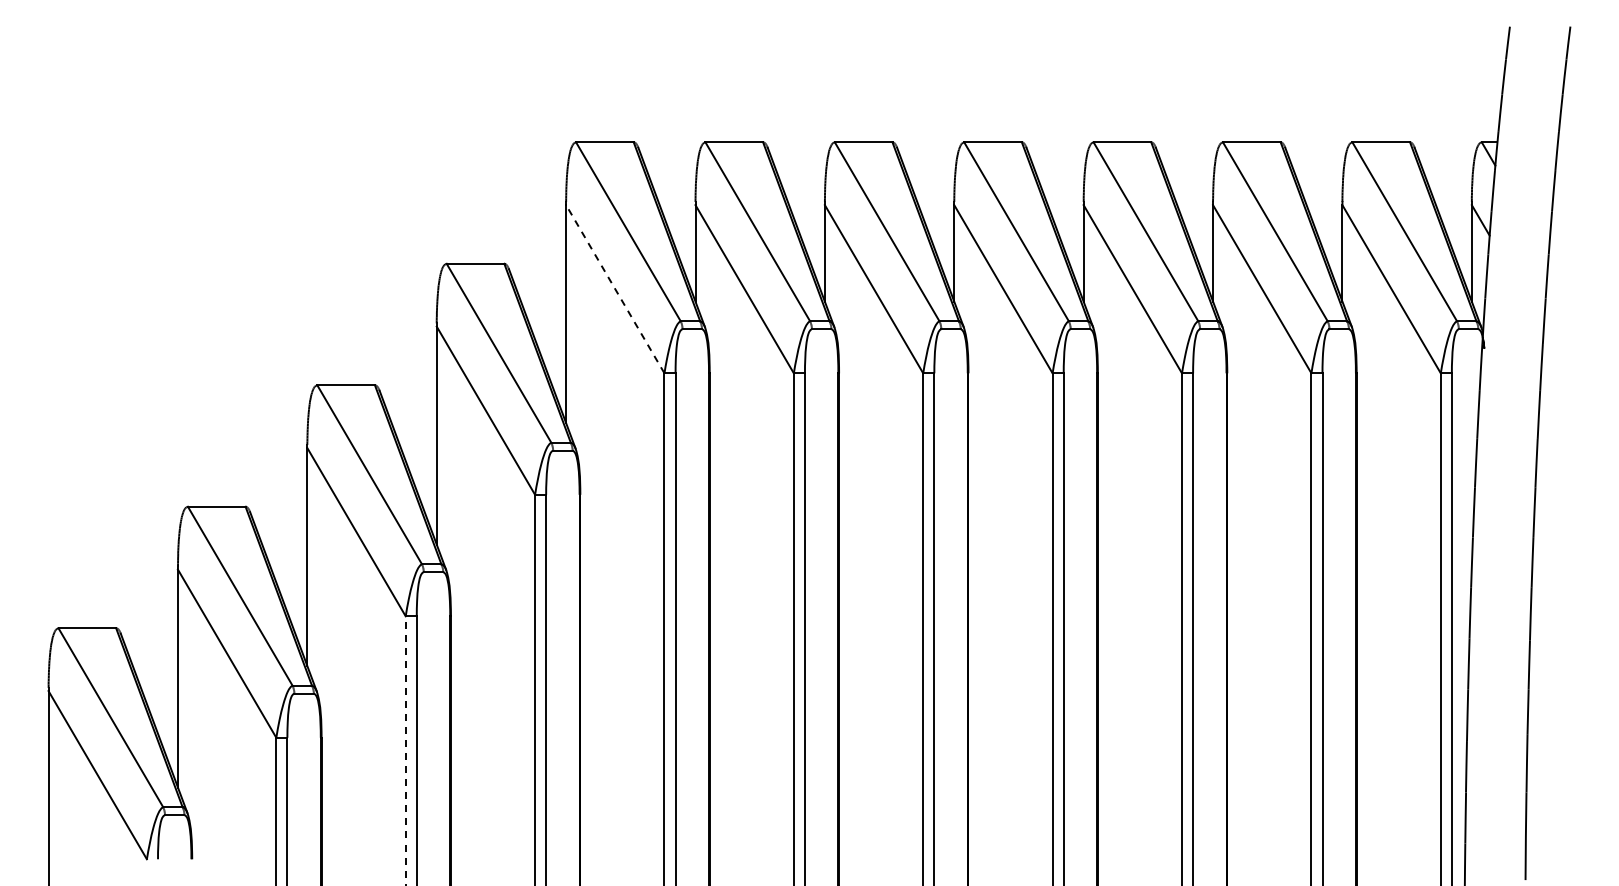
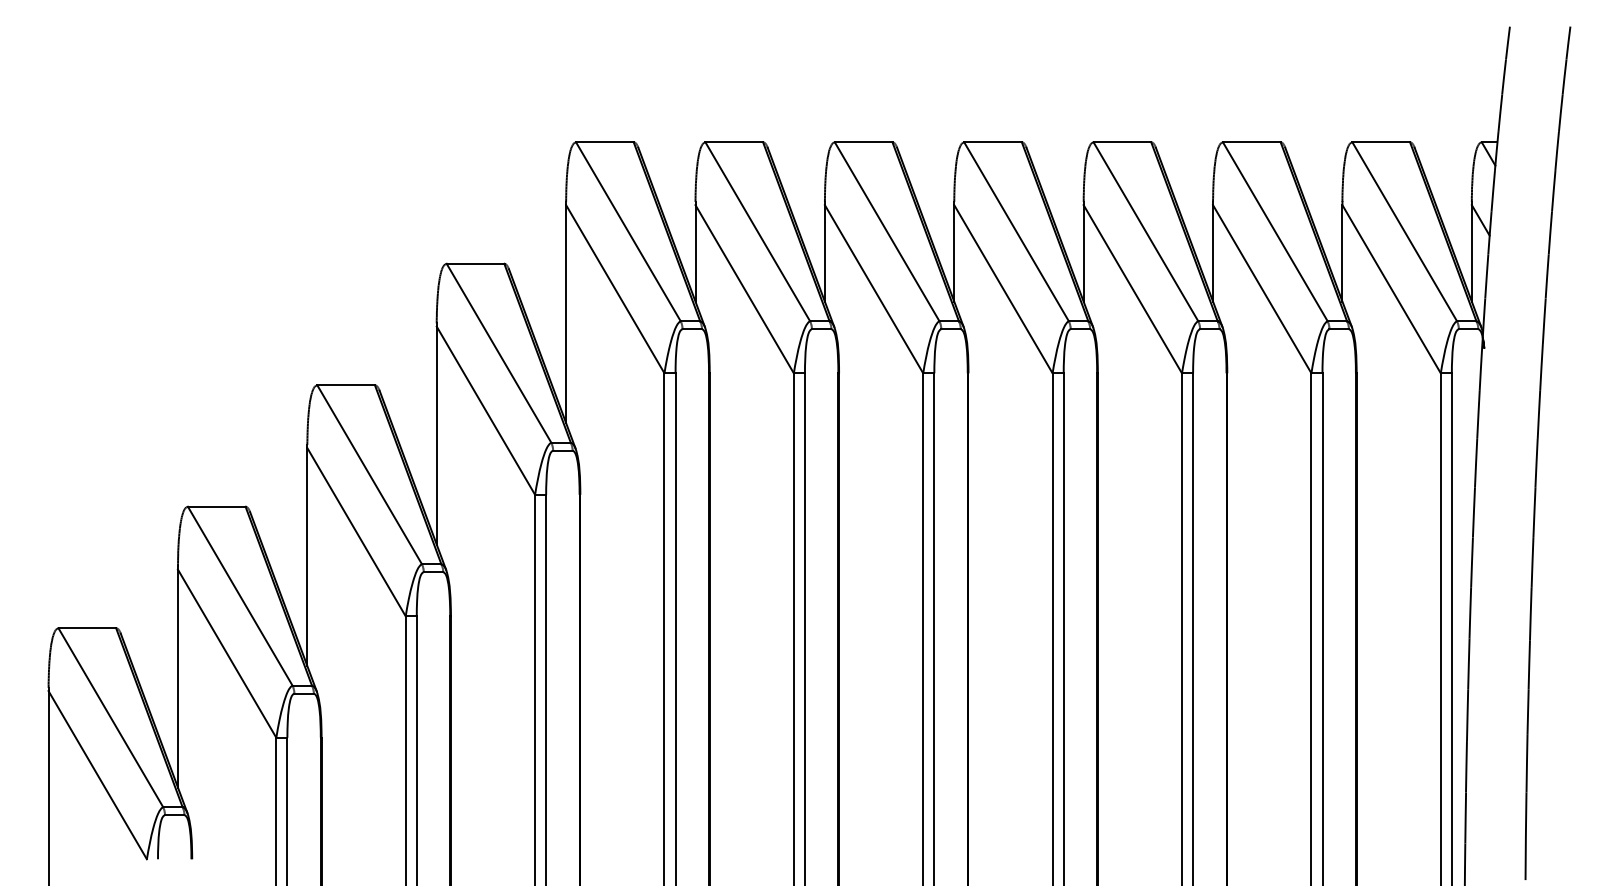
line: dashed -> solid (615, 288)
line: dashed -> solid (405, 750)
